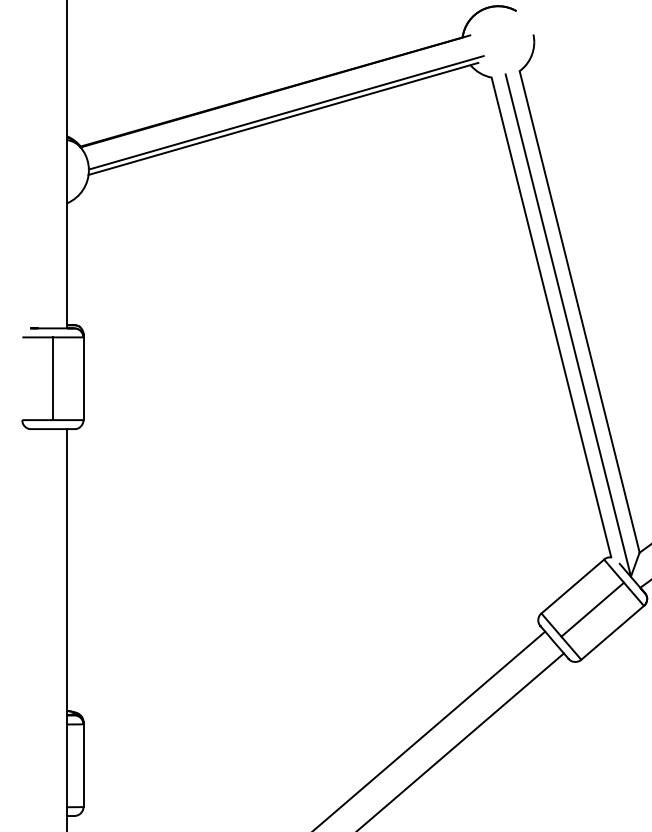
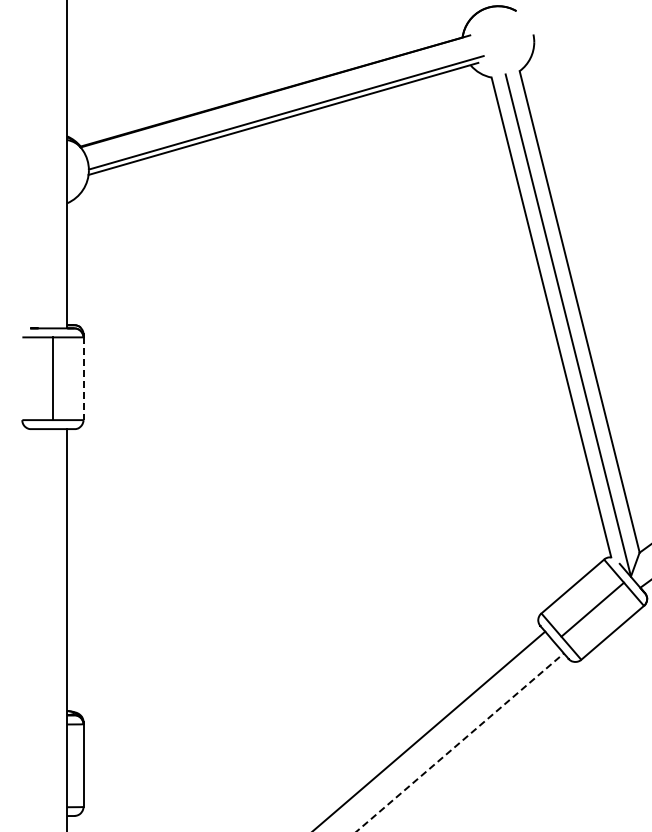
line: solid -> dashed (83, 379)
line: solid -> dashed (460, 742)
